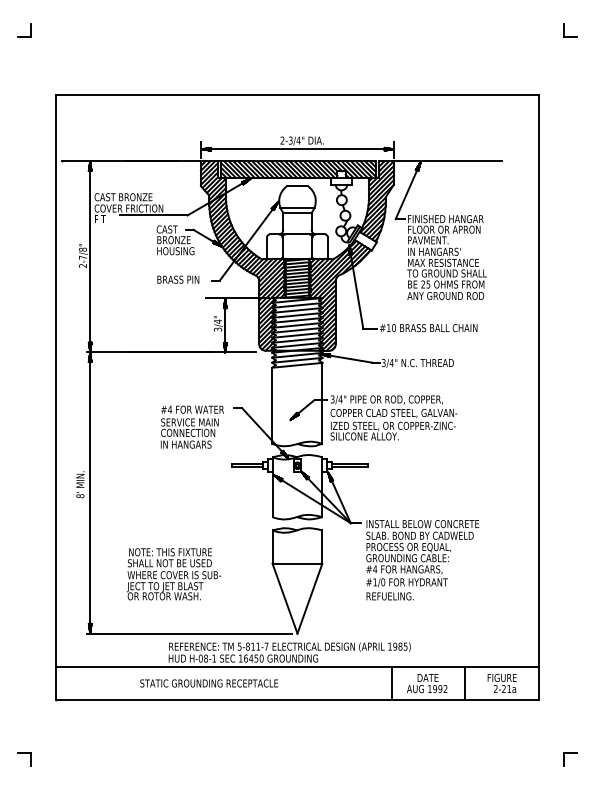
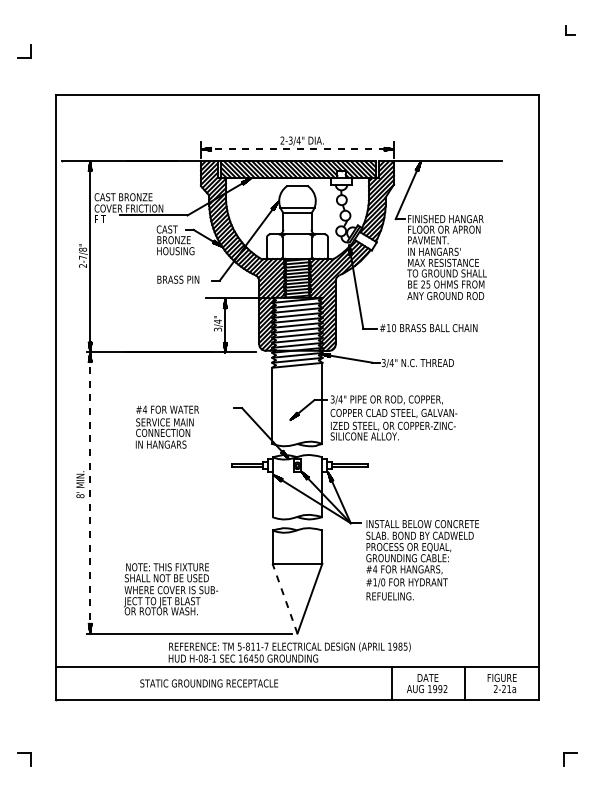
part position: (24, 30) -> (24, 51) (24, 51)
part size: 15x15 px -> 11x11 px (570, 30)
line: solid -> dashed (298, 149)
text position: (191, 426) -> (166, 426) (166, 426)
line: solid -> dashed (90, 492)
text position: (174, 574) -> (171, 589) (171, 589)
line: solid -> dashed (284, 598)
